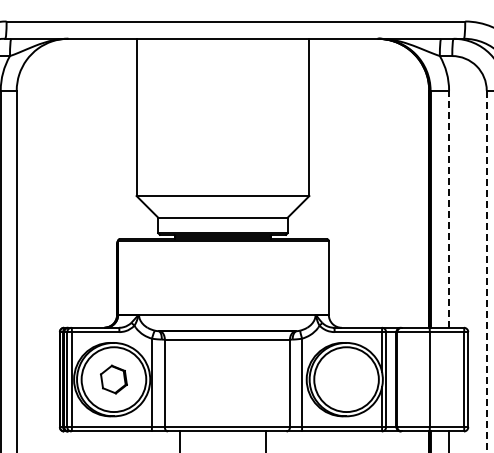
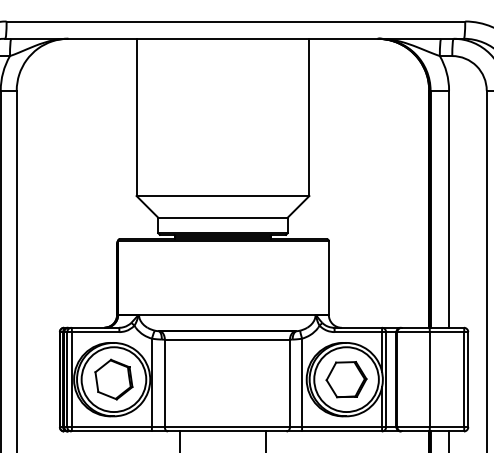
line: dashed -> solid (449, 209)
line: dashed -> solid (486, 271)
part size: 28x31 px -> 40x43 px (113, 379)
part: none -> present (346, 379)
